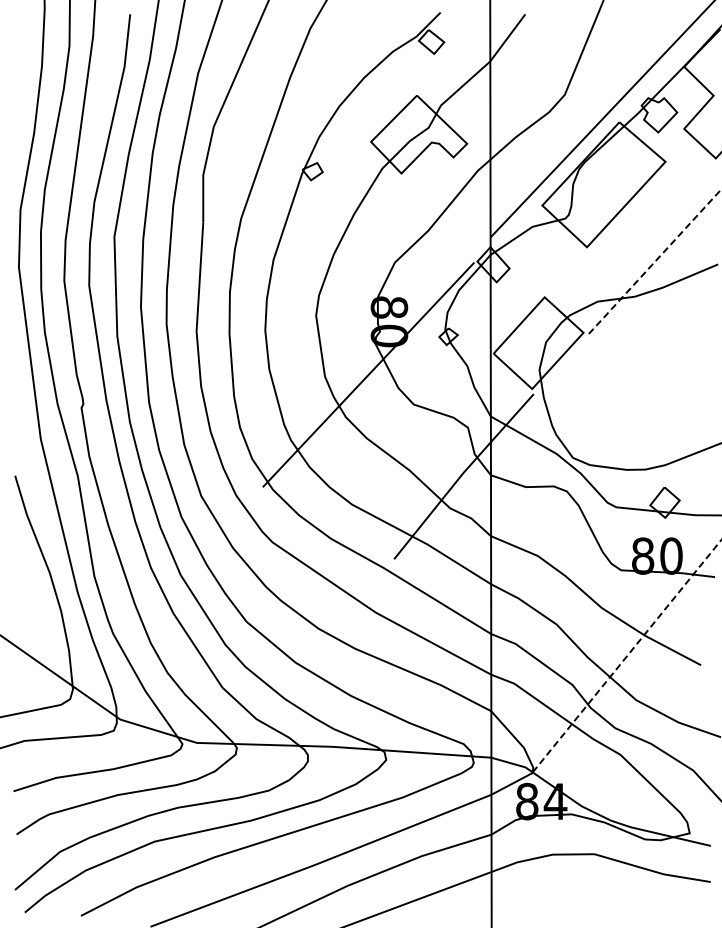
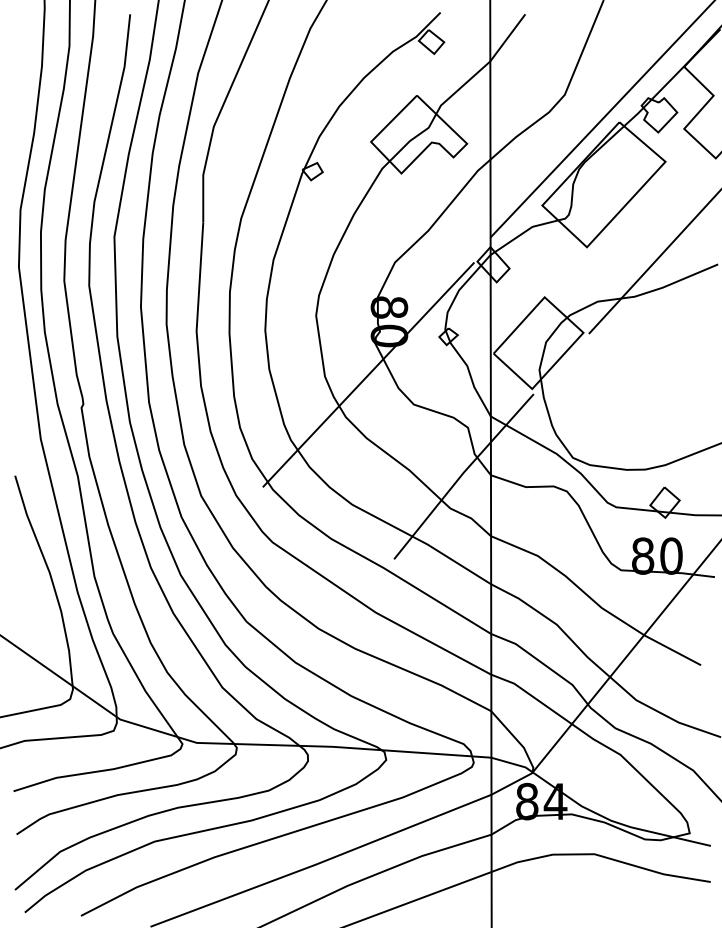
line: dashed -> solid (655, 261)
line: dashed -> solid (627, 655)
